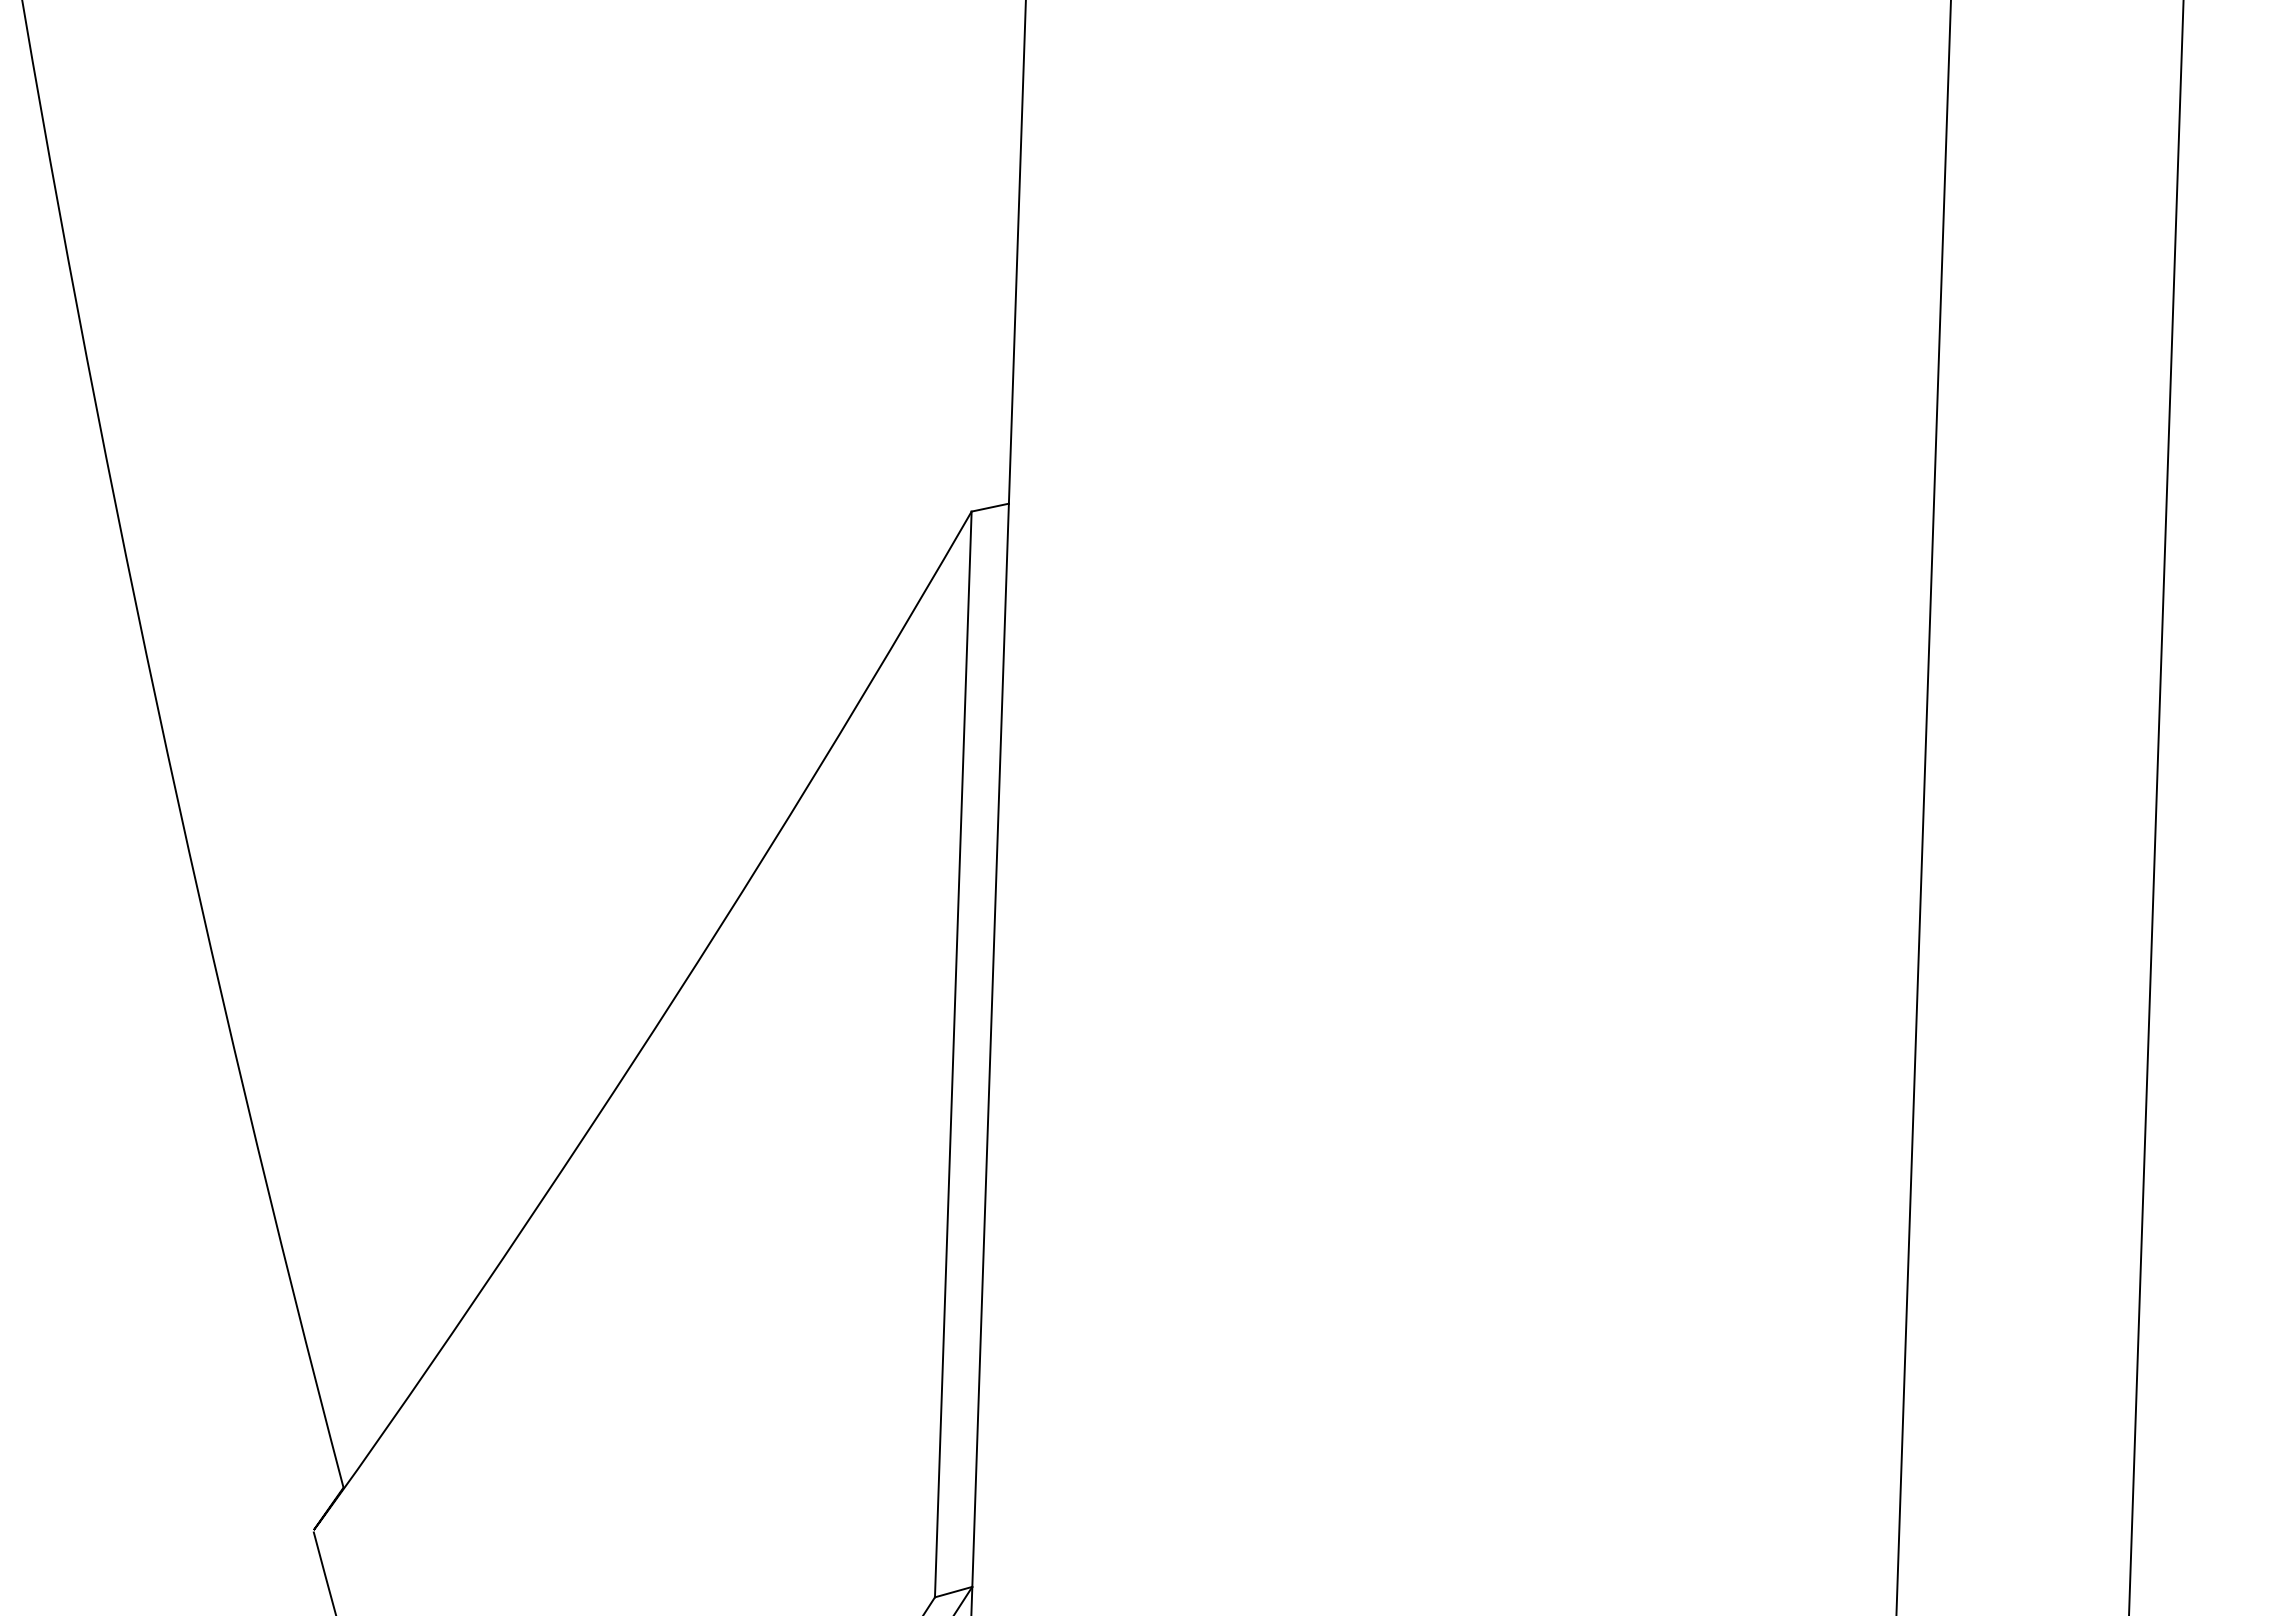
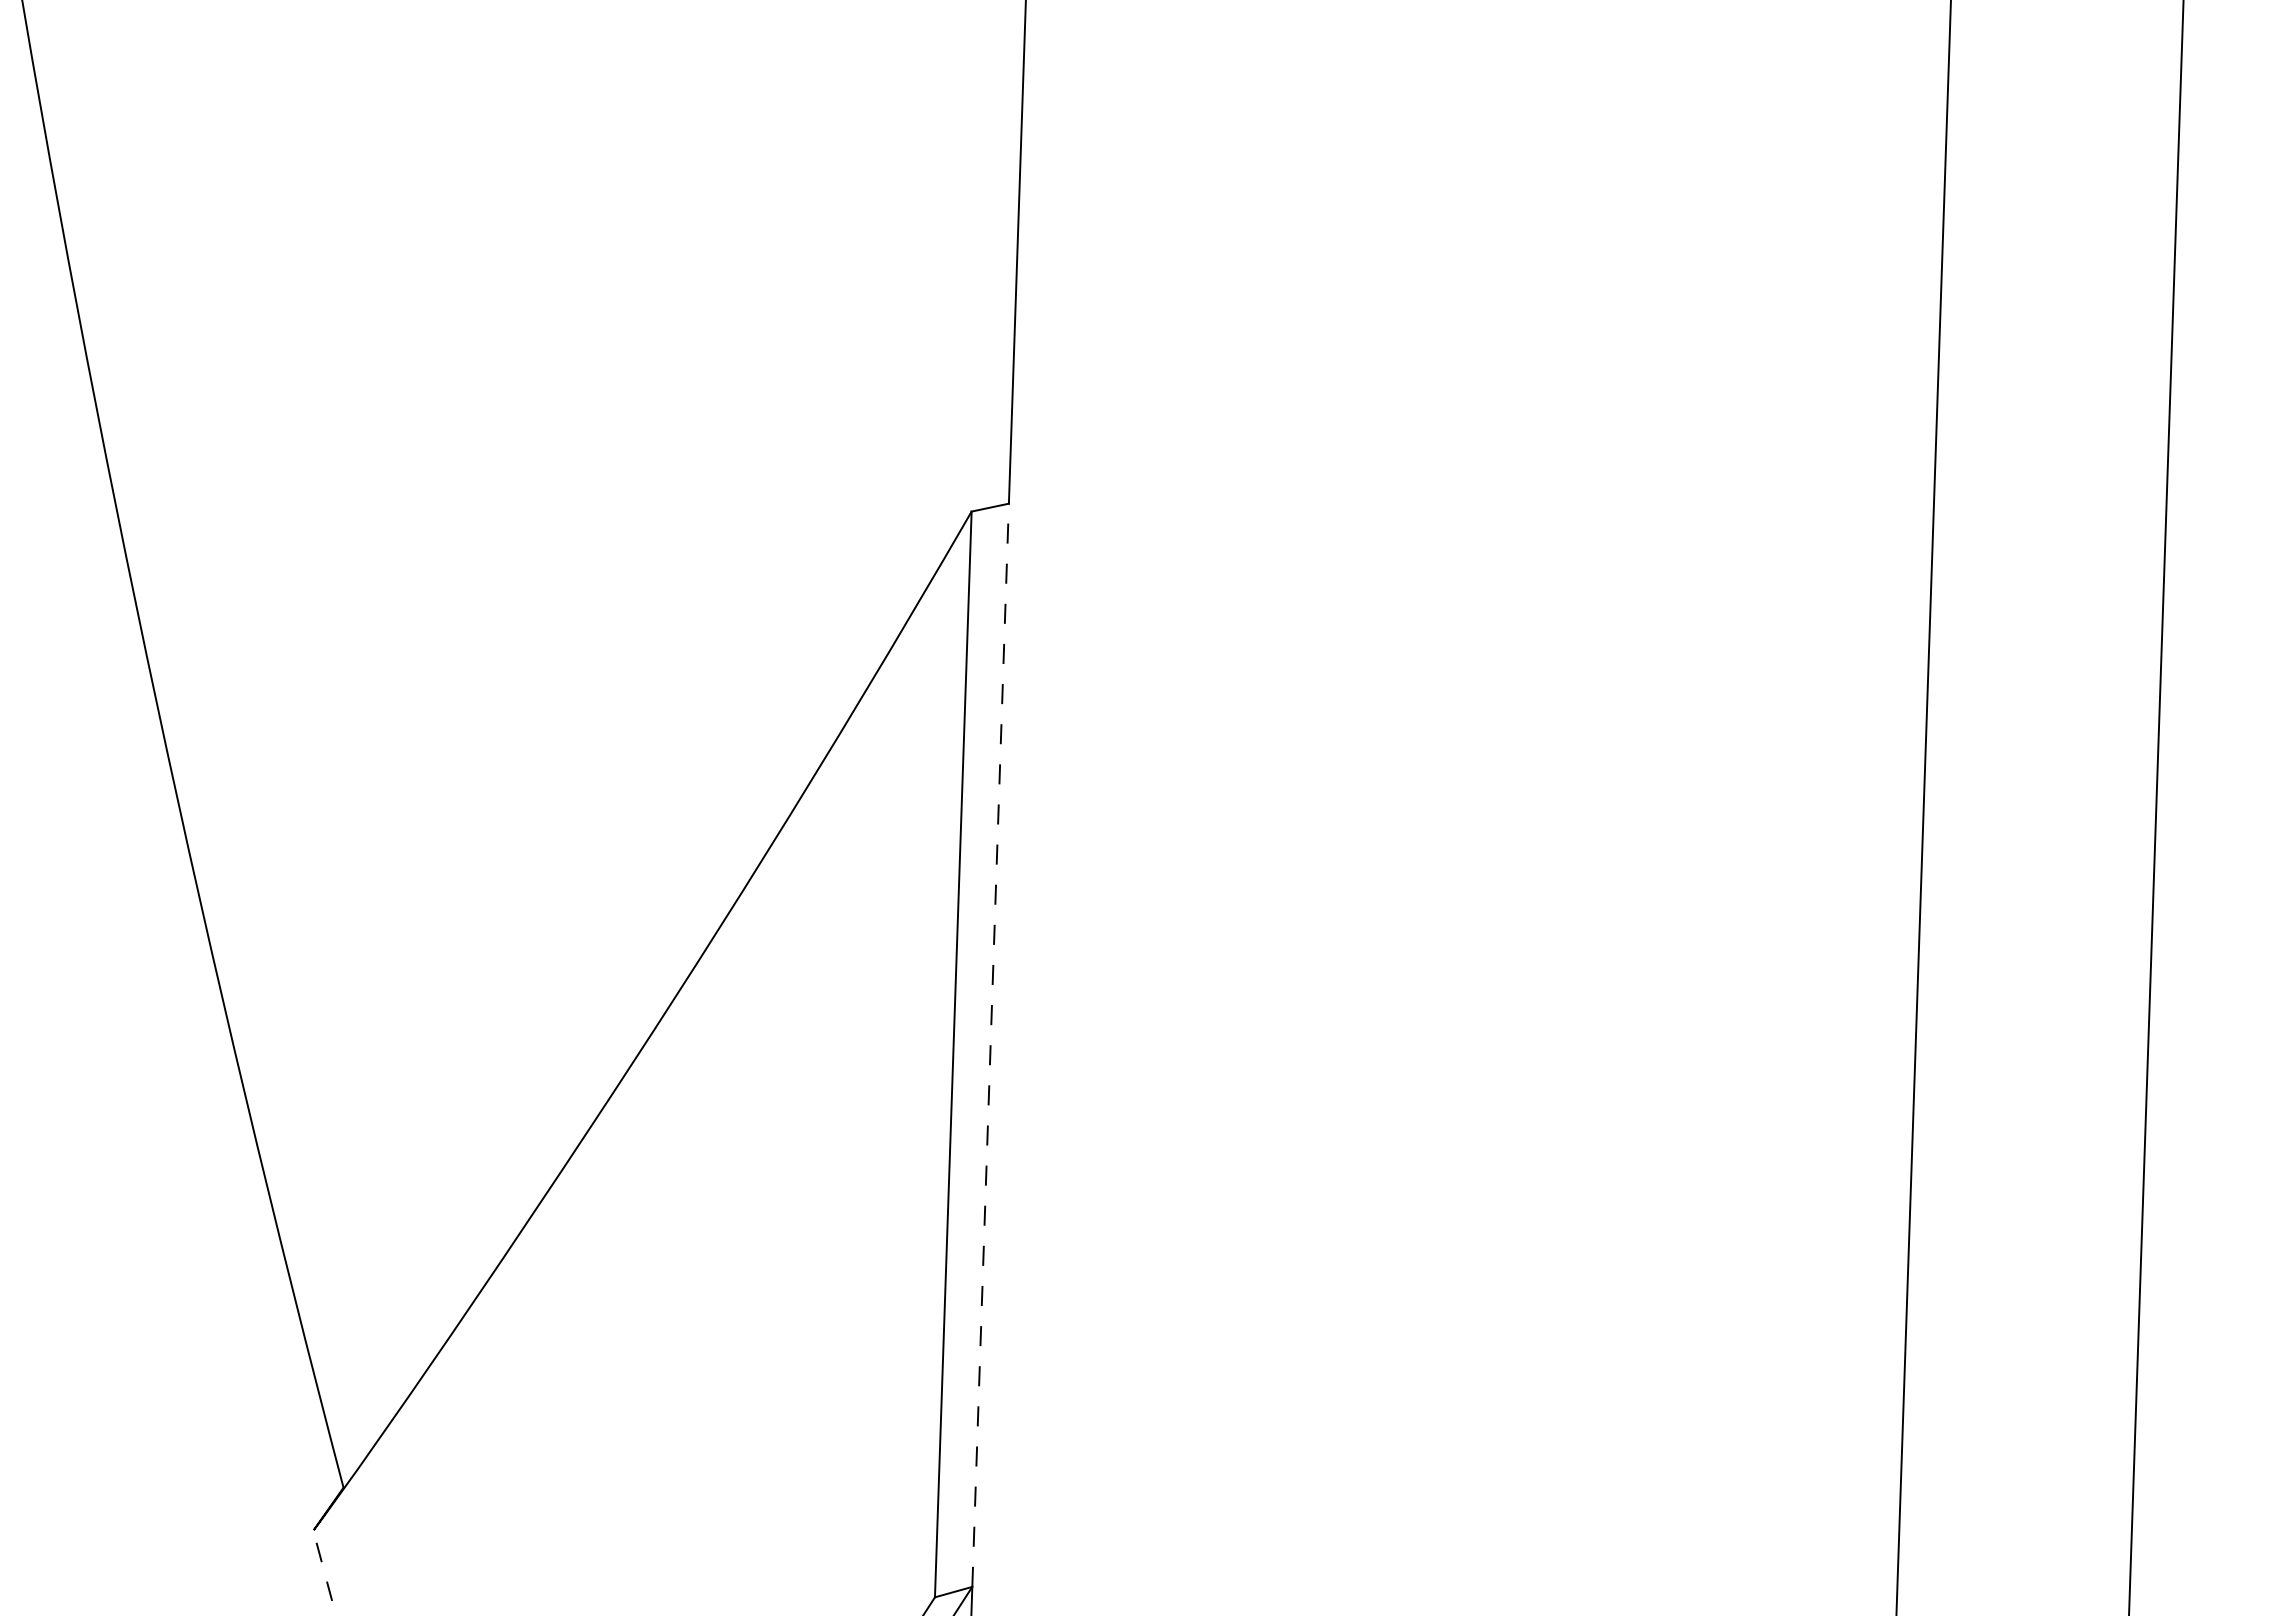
line: solid -> dashed (990, 1045)
arc: solid -> dashed (324, 1572)
